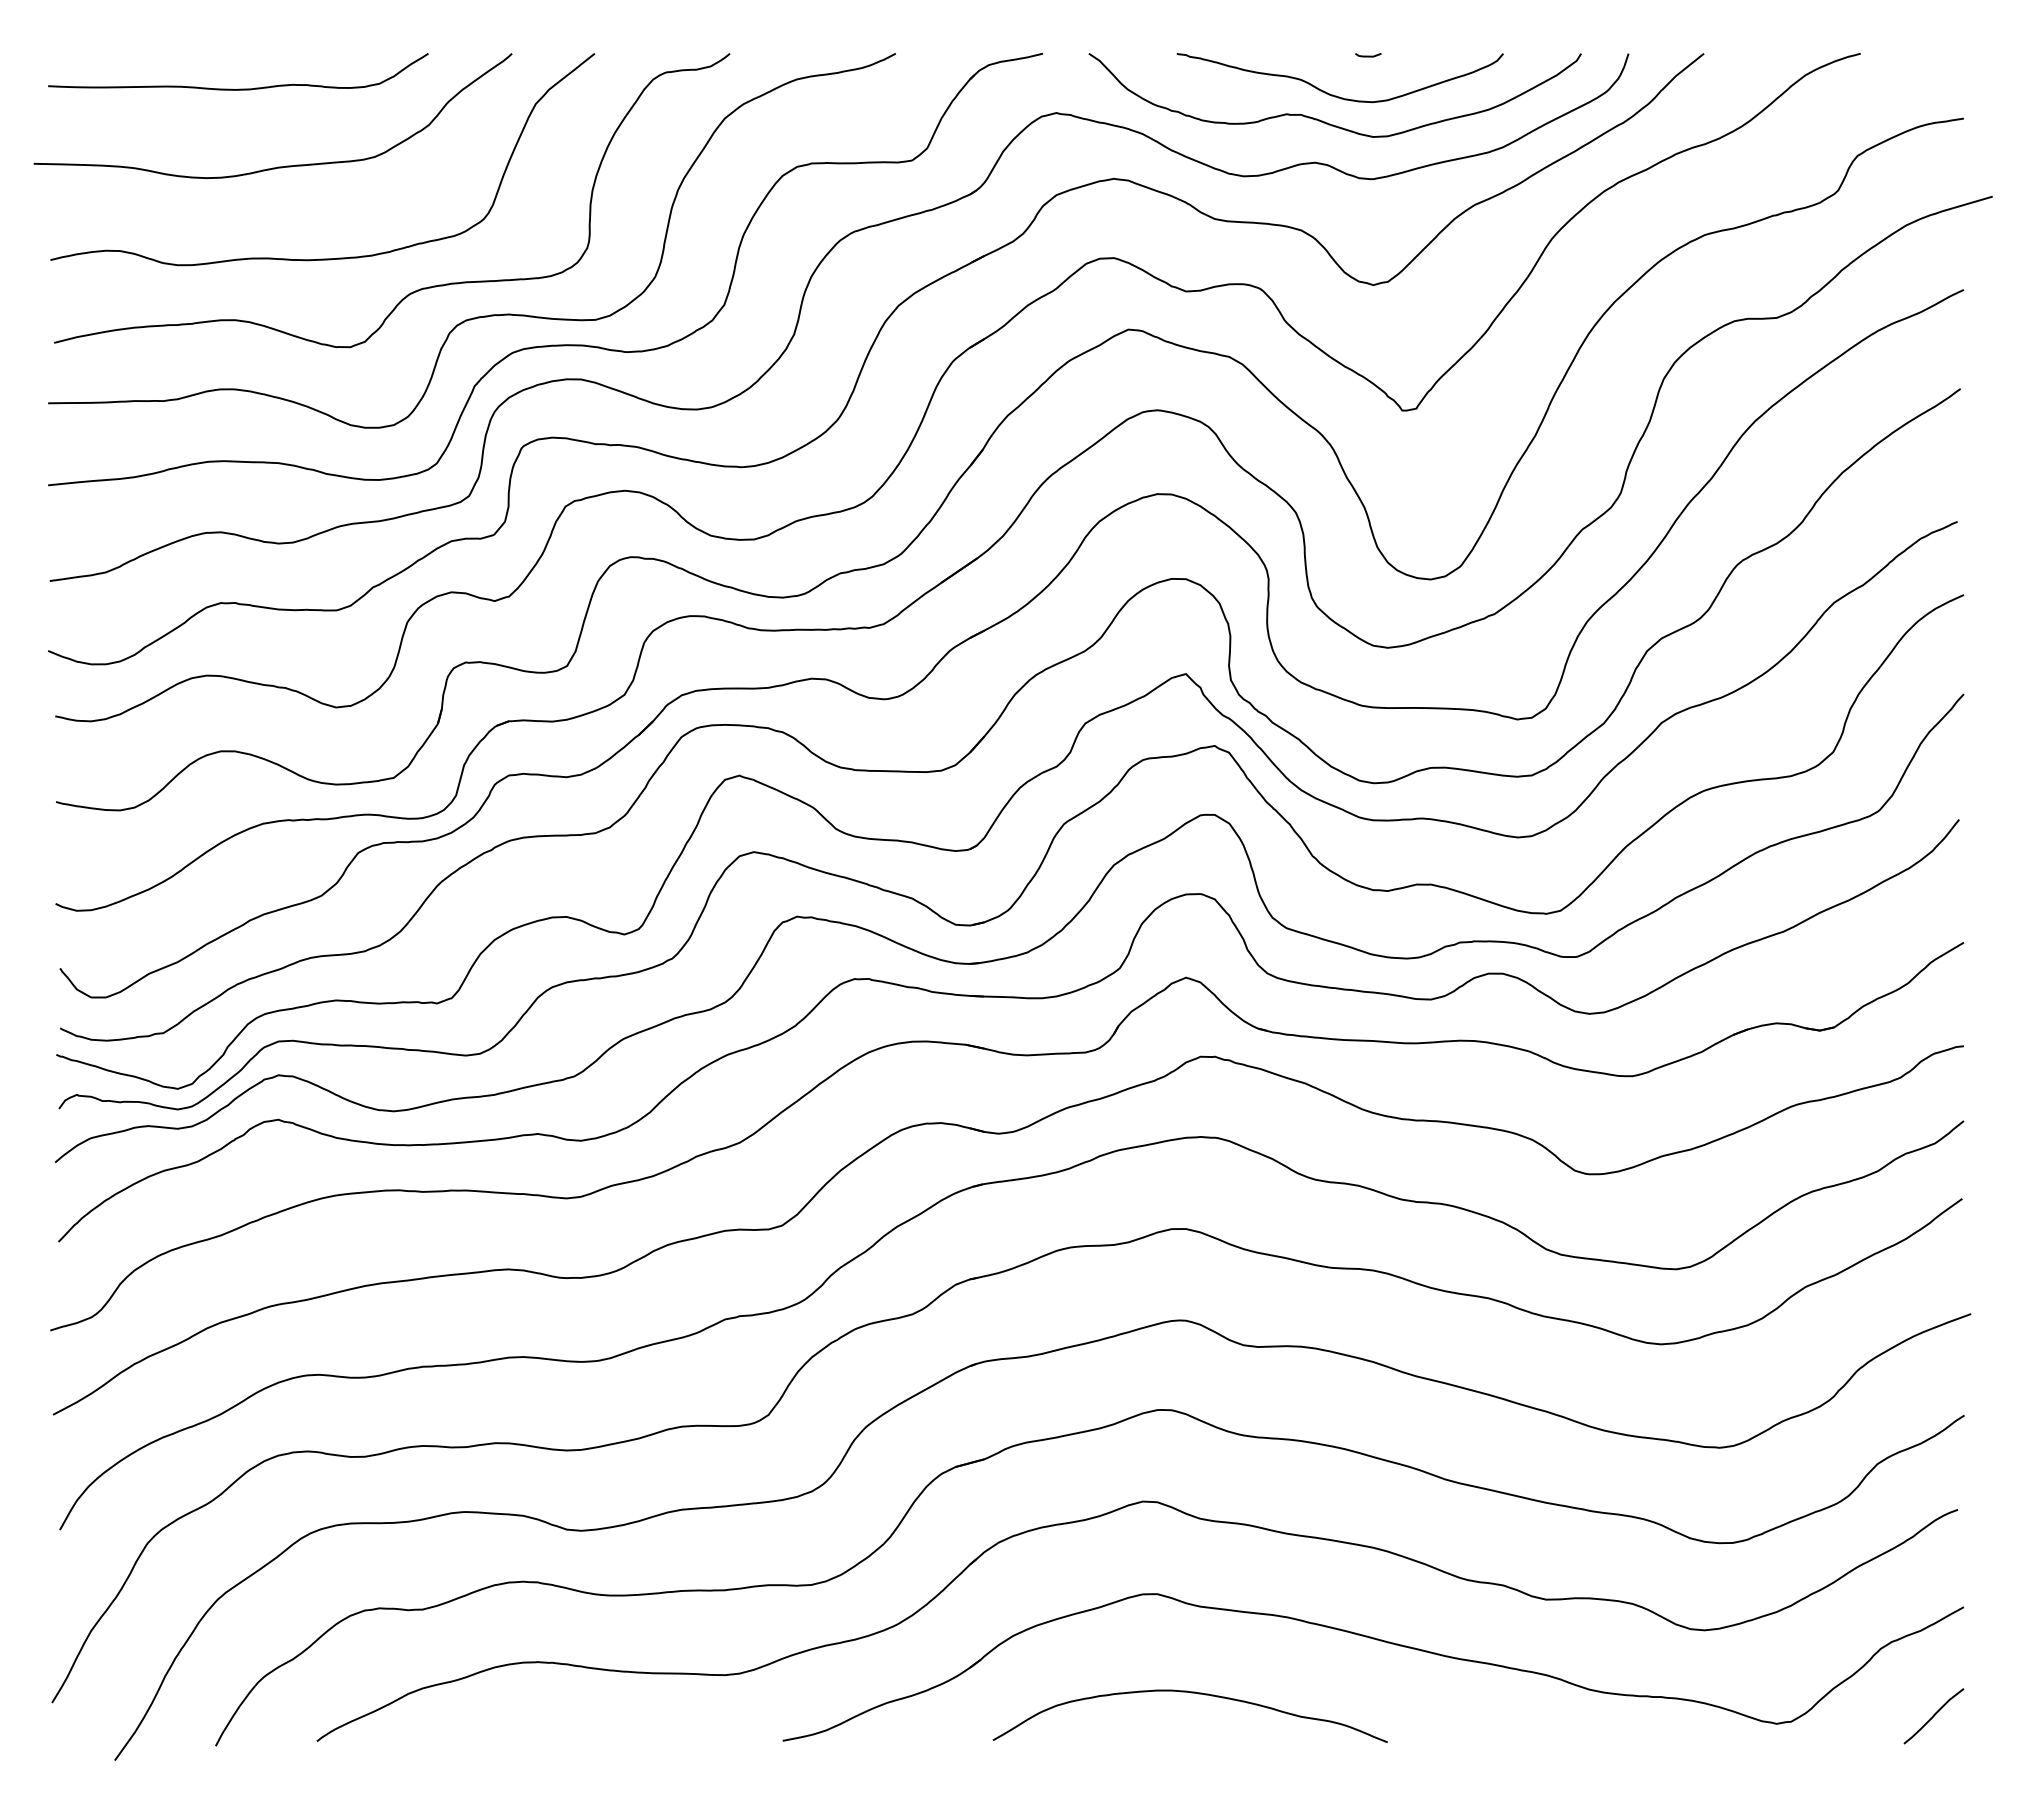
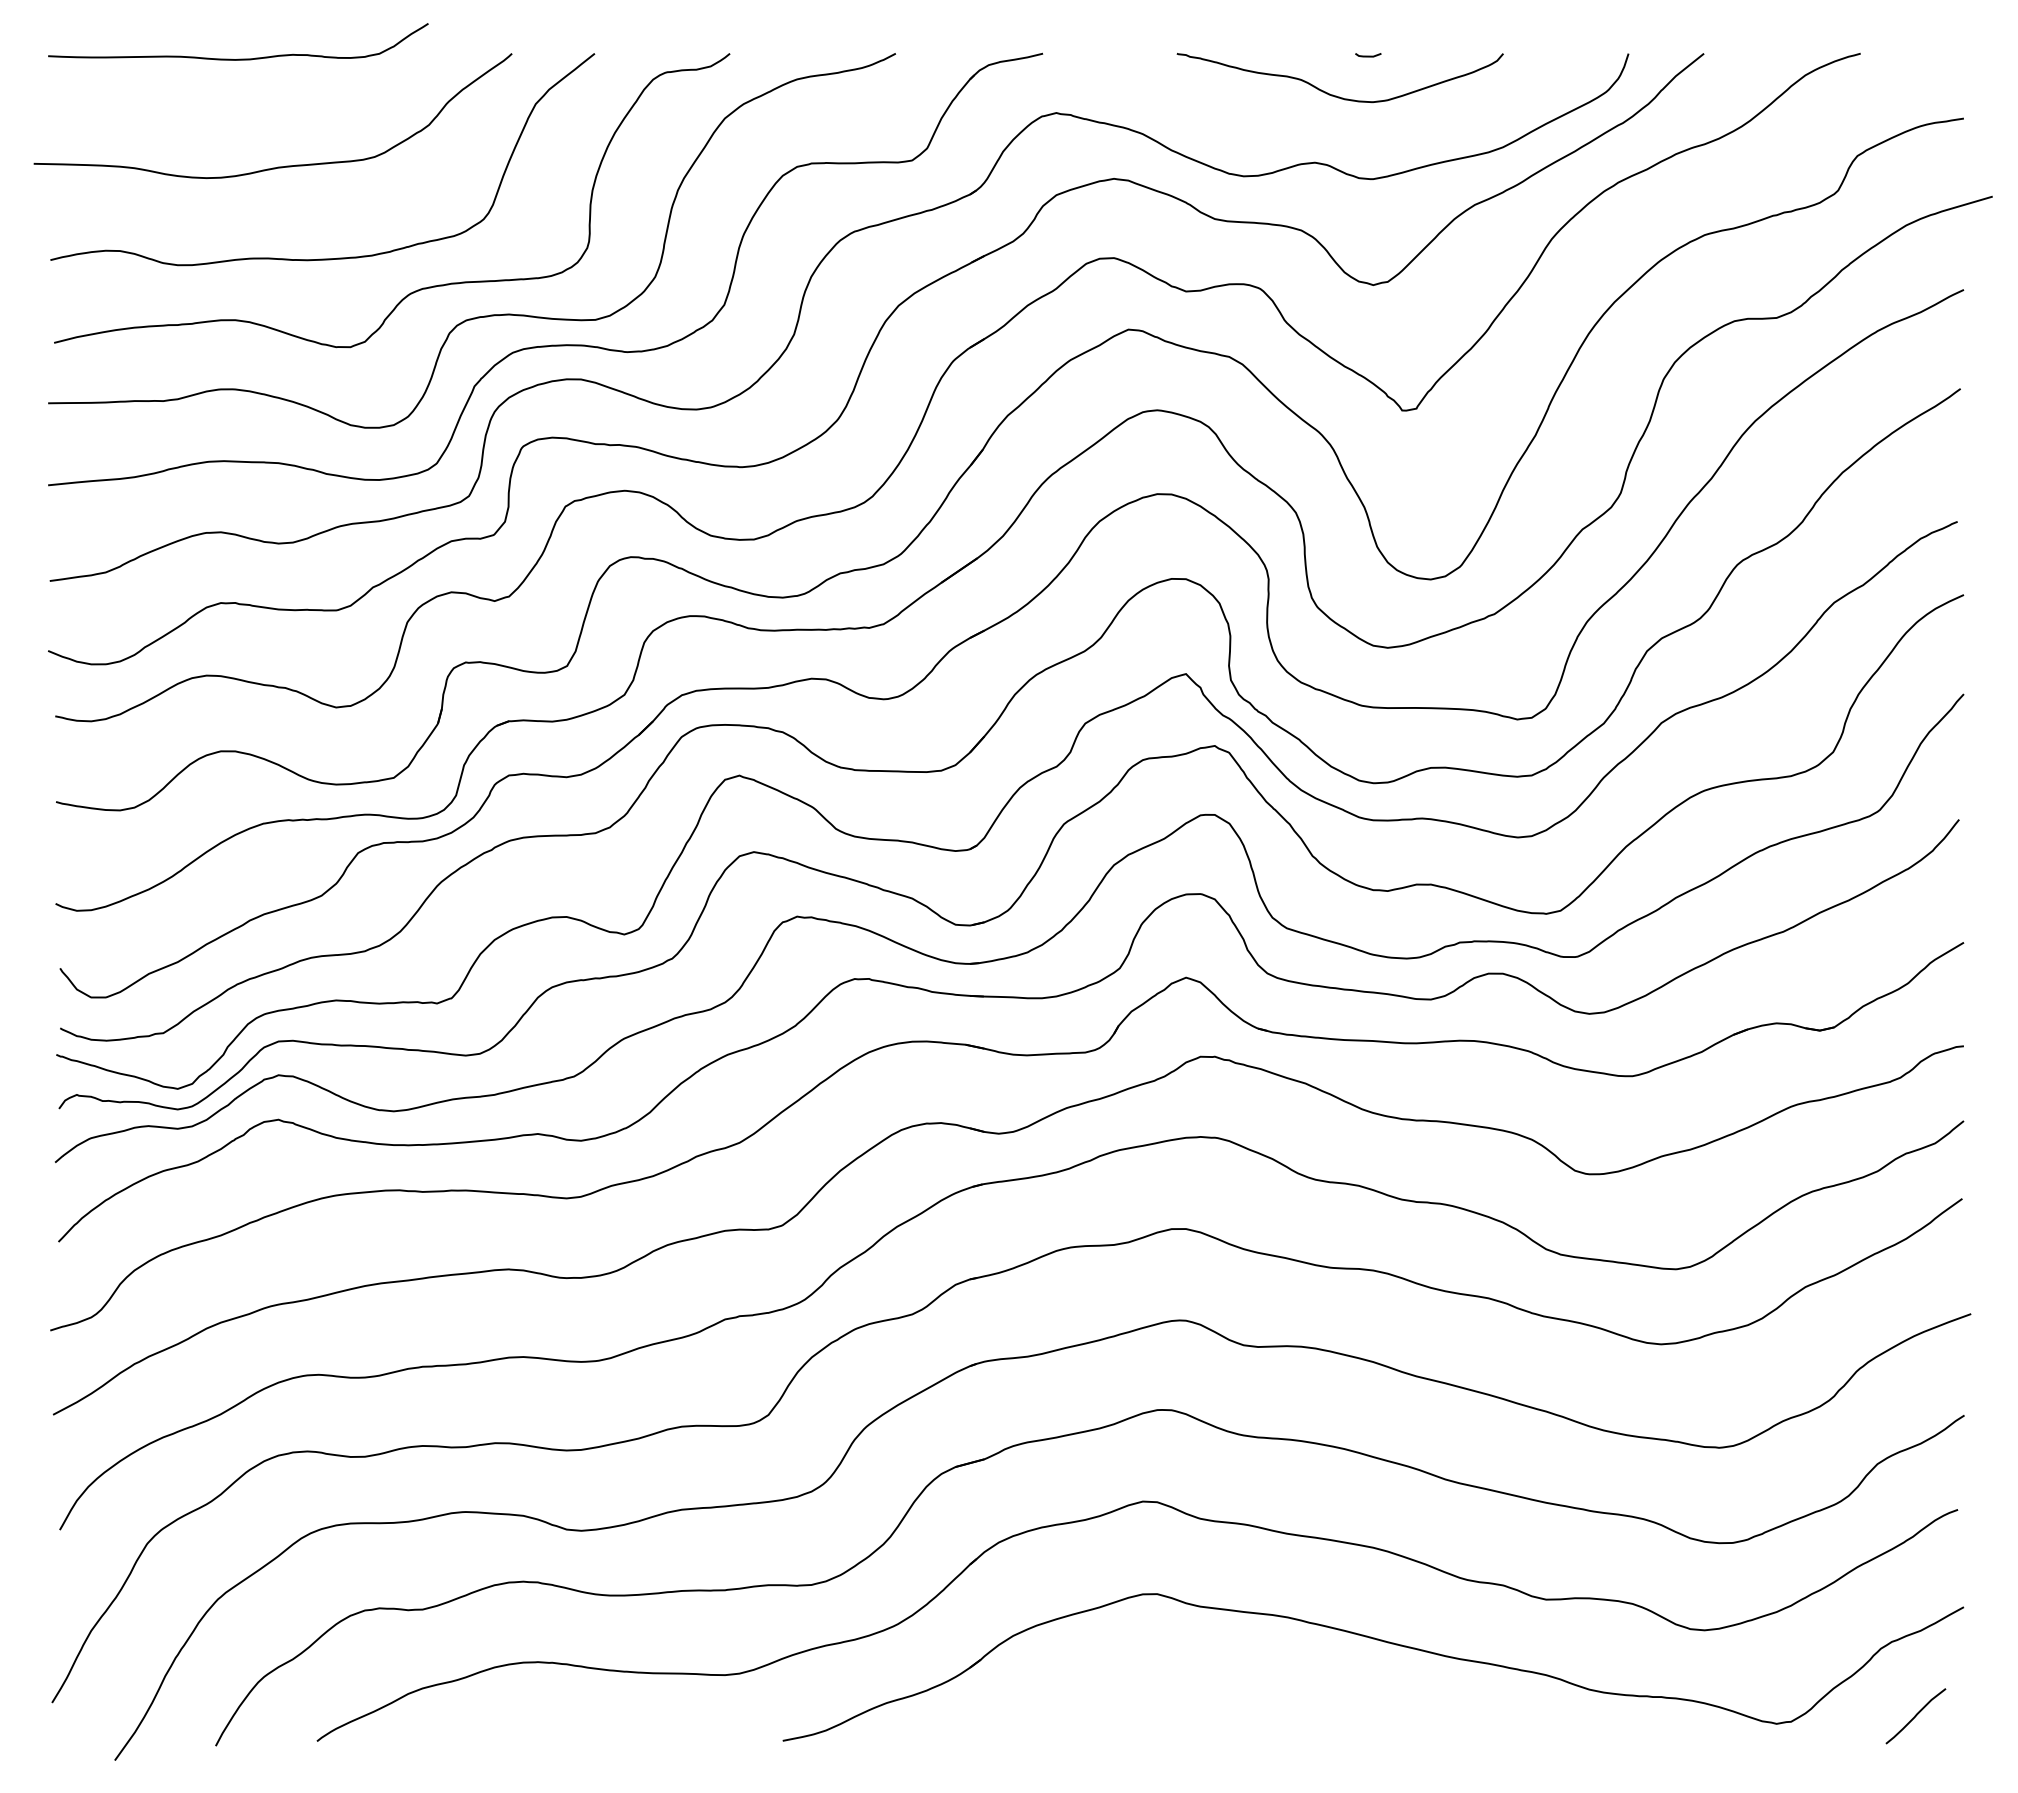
curve position: (238, 88) -> (238, 58) (238, 58)
curve: present -> none (1322, 120)
curve: present -> none (1190, 1693)
curve position: (1933, 1716) -> (1915, 1716) (1915, 1716)
